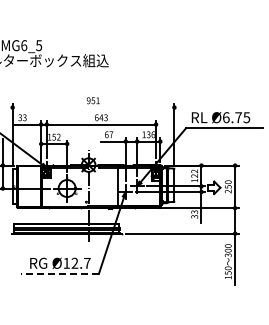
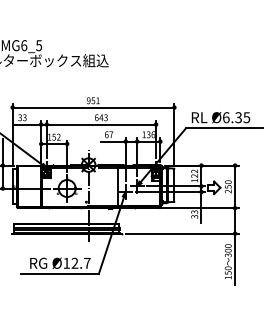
line: none -> present (93, 107)
text: Ø6.75 -> Ø6.35 (238, 117)
line: dashed -> solid (59, 273)
